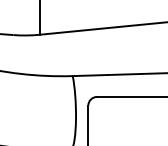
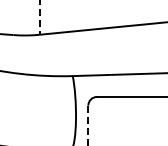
line: solid -> dashed (39, 17)
line: solid -> dashed (88, 126)
